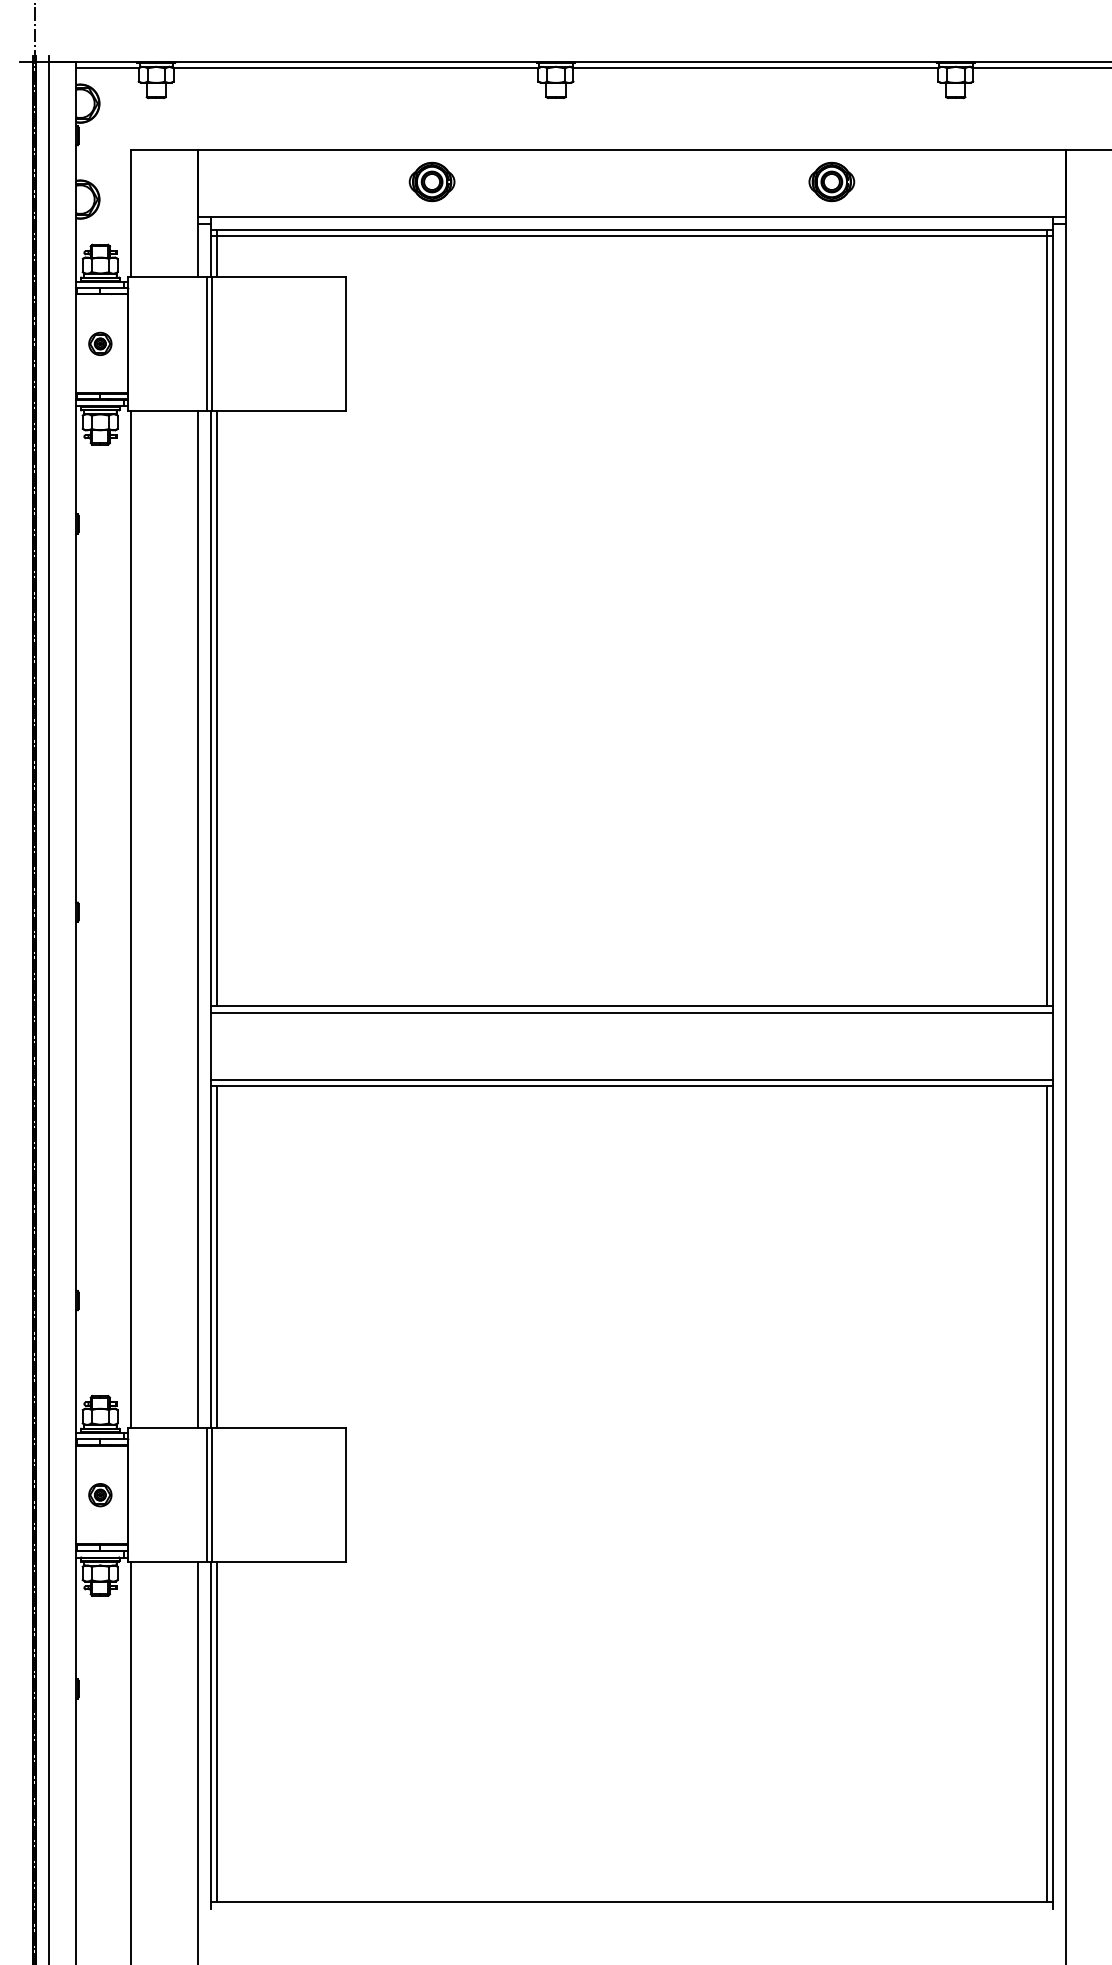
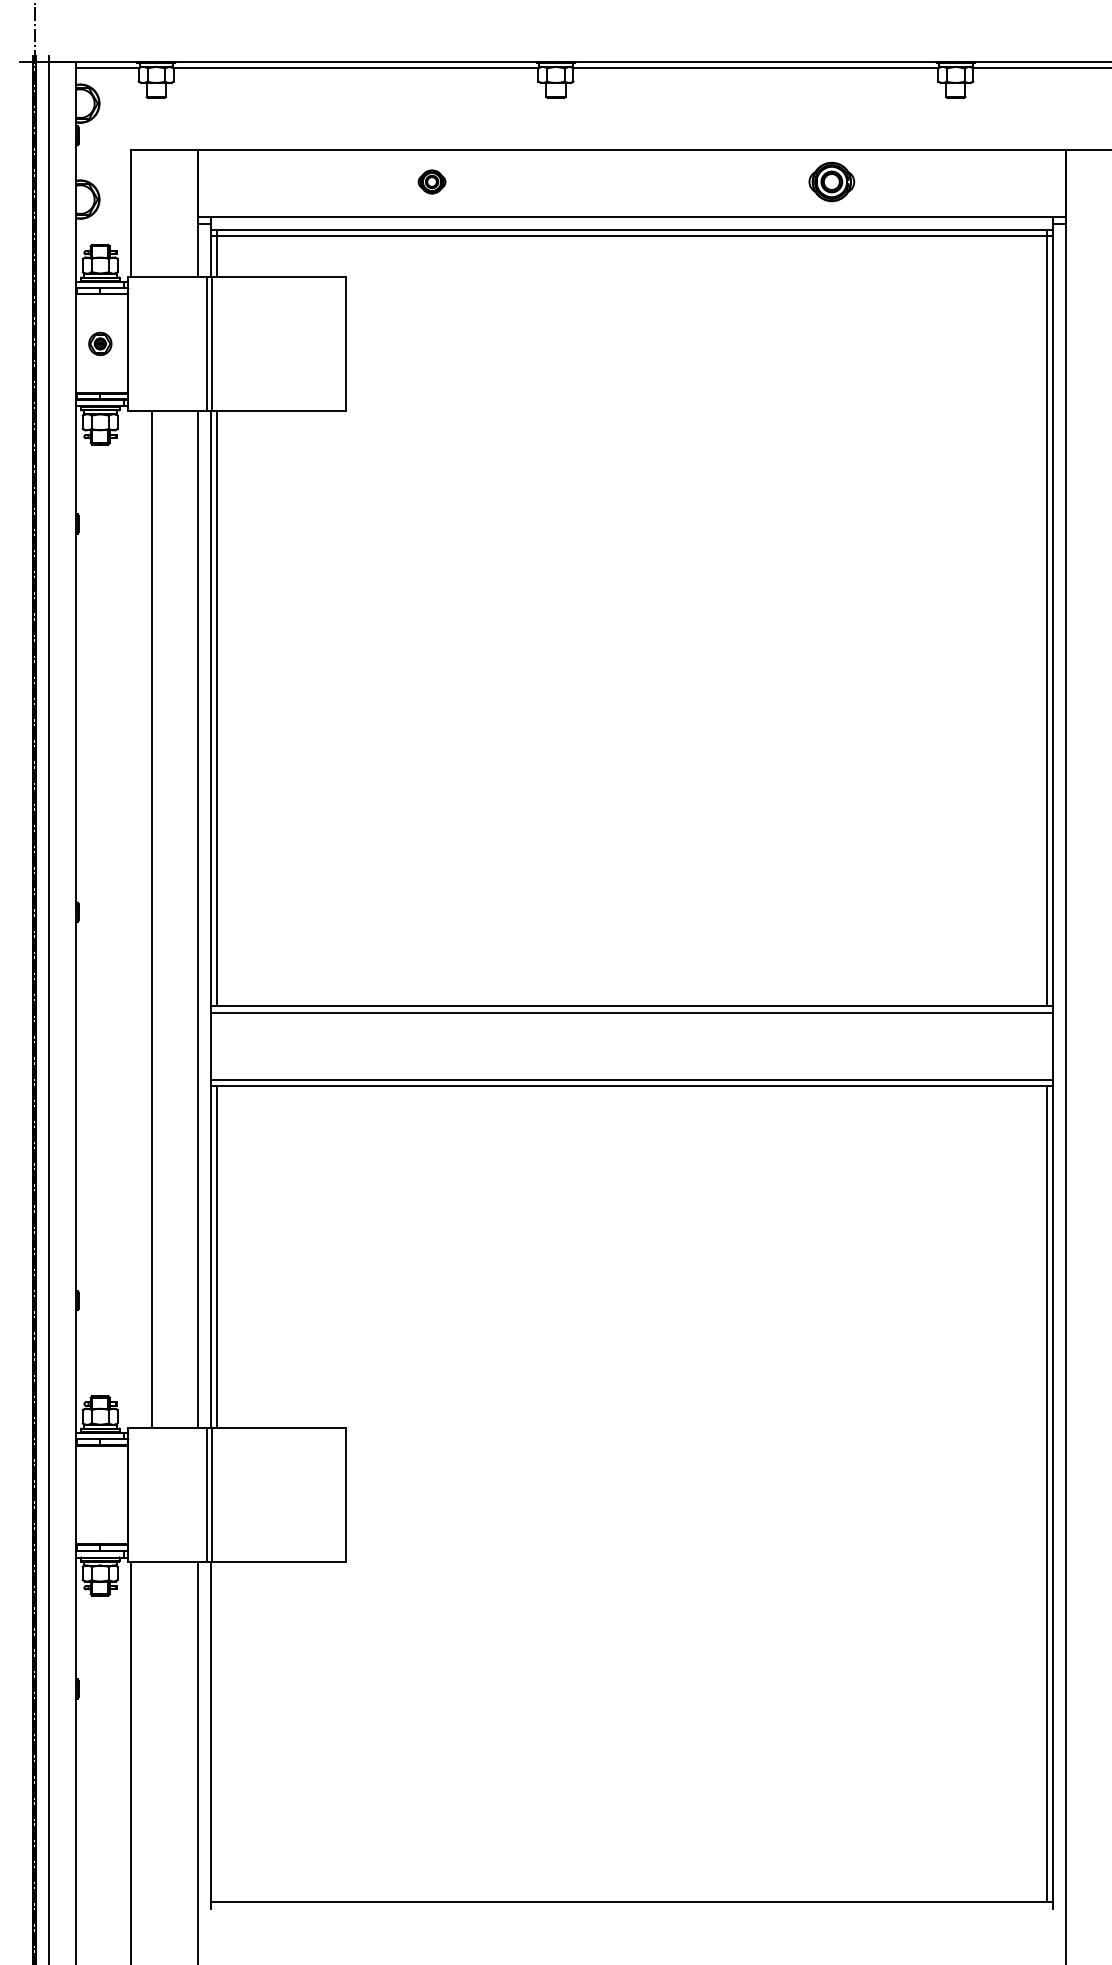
part size: 48x42 px -> 30x26 px (431, 181)
line position: (130, 919) -> (151, 919) (151, 919)
part: present -> none (100, 1495)
line: present -> none (217, 1732)
